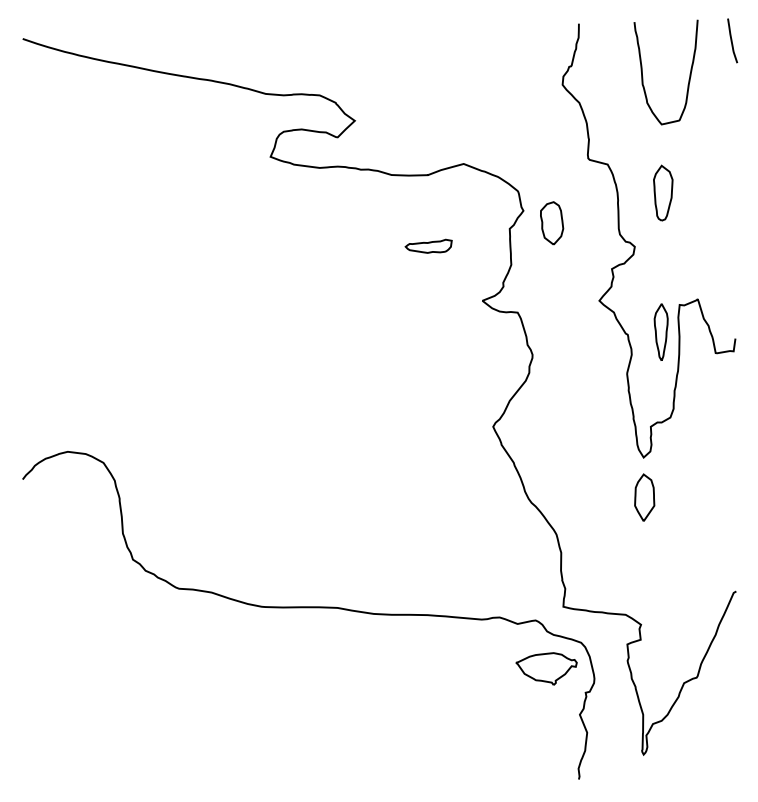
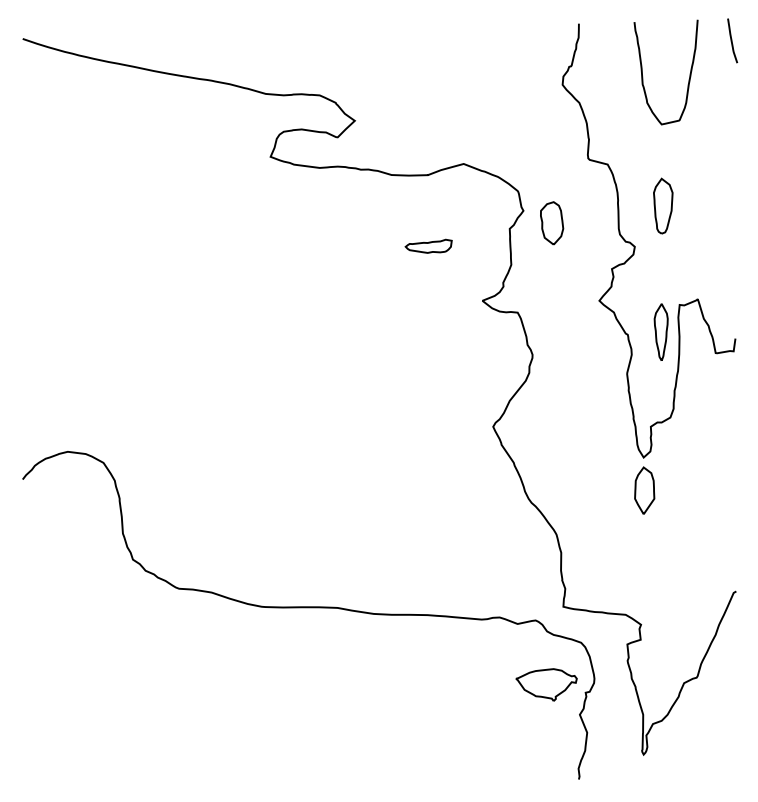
part position: (663, 192) -> (663, 205) (663, 205)
part position: (644, 497) -> (644, 490) (644, 490)
part position: (546, 668) -> (546, 684) (546, 684)
